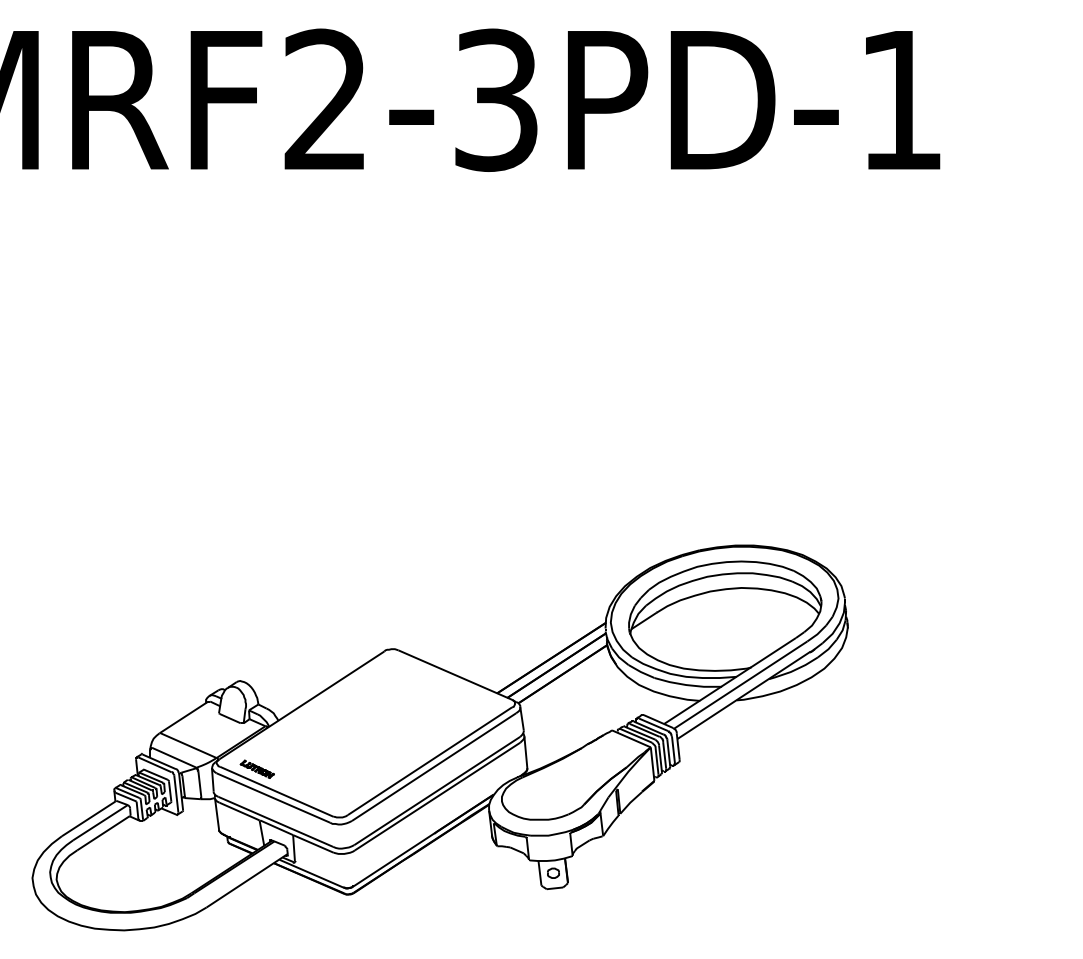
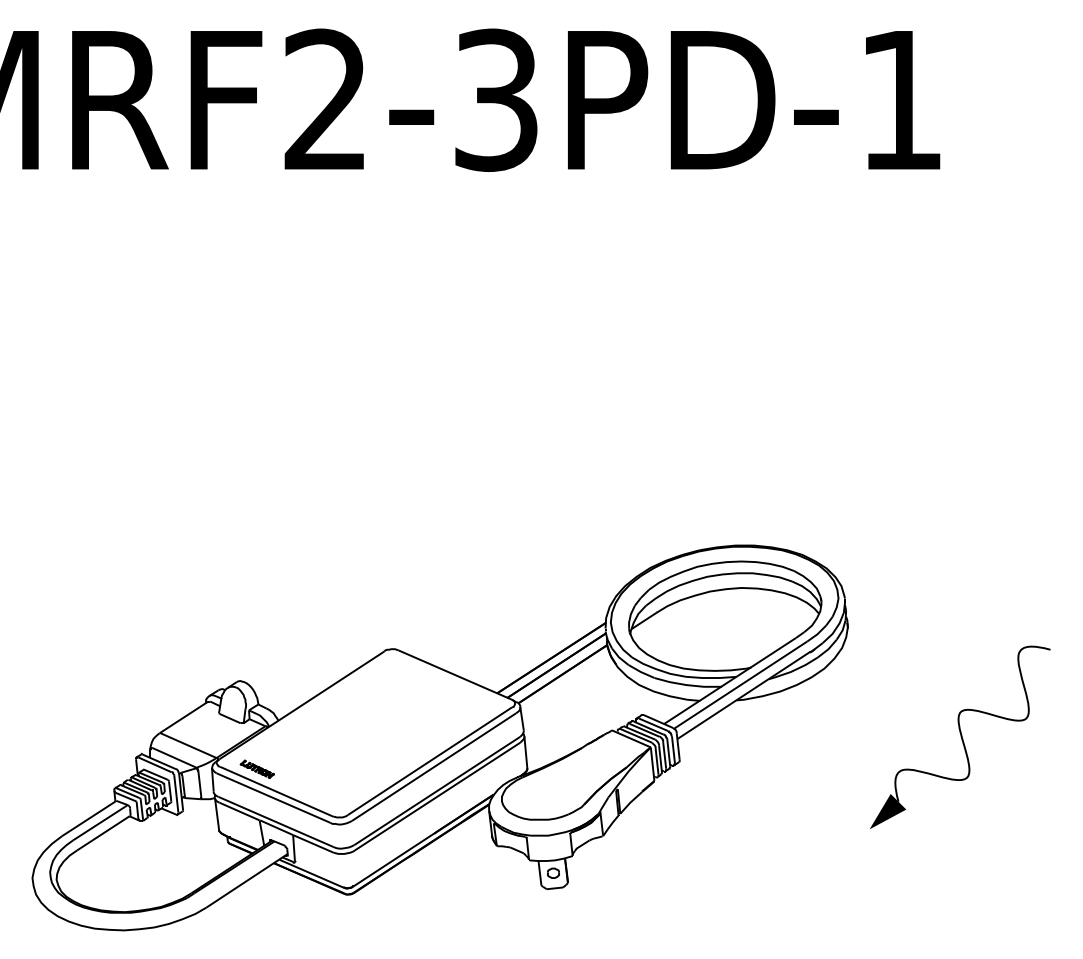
part: none -> present (960, 736)
